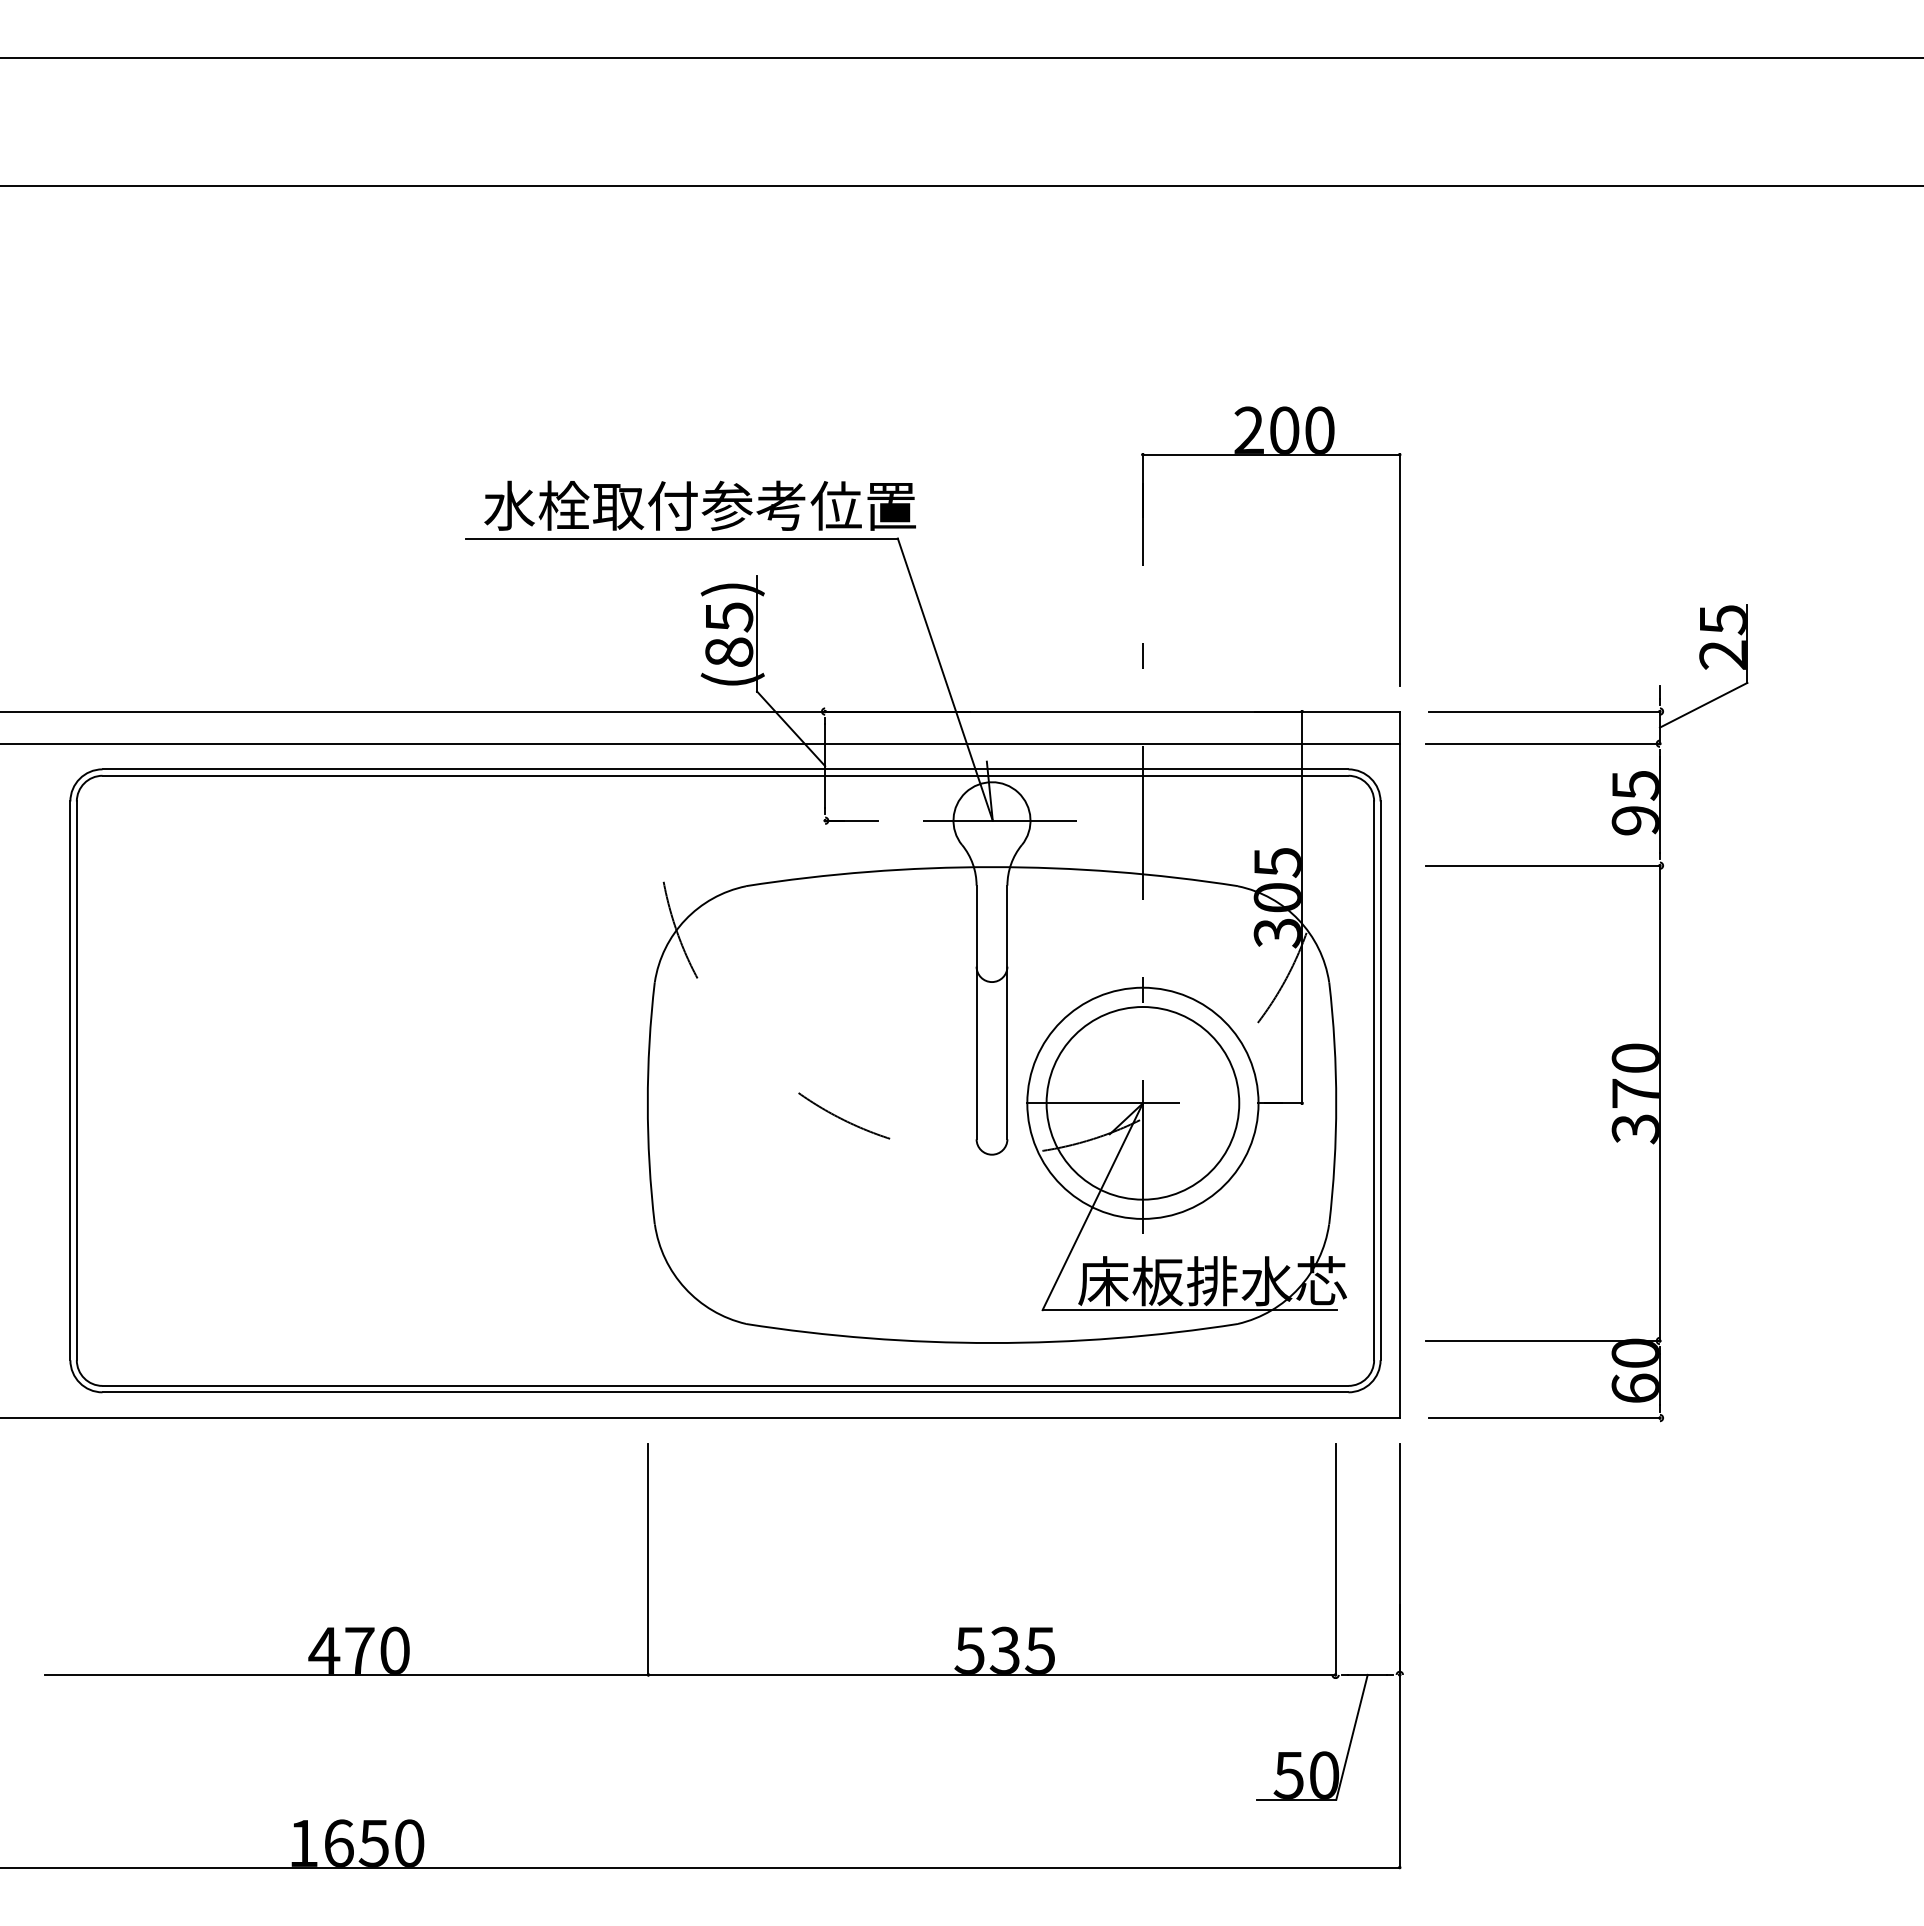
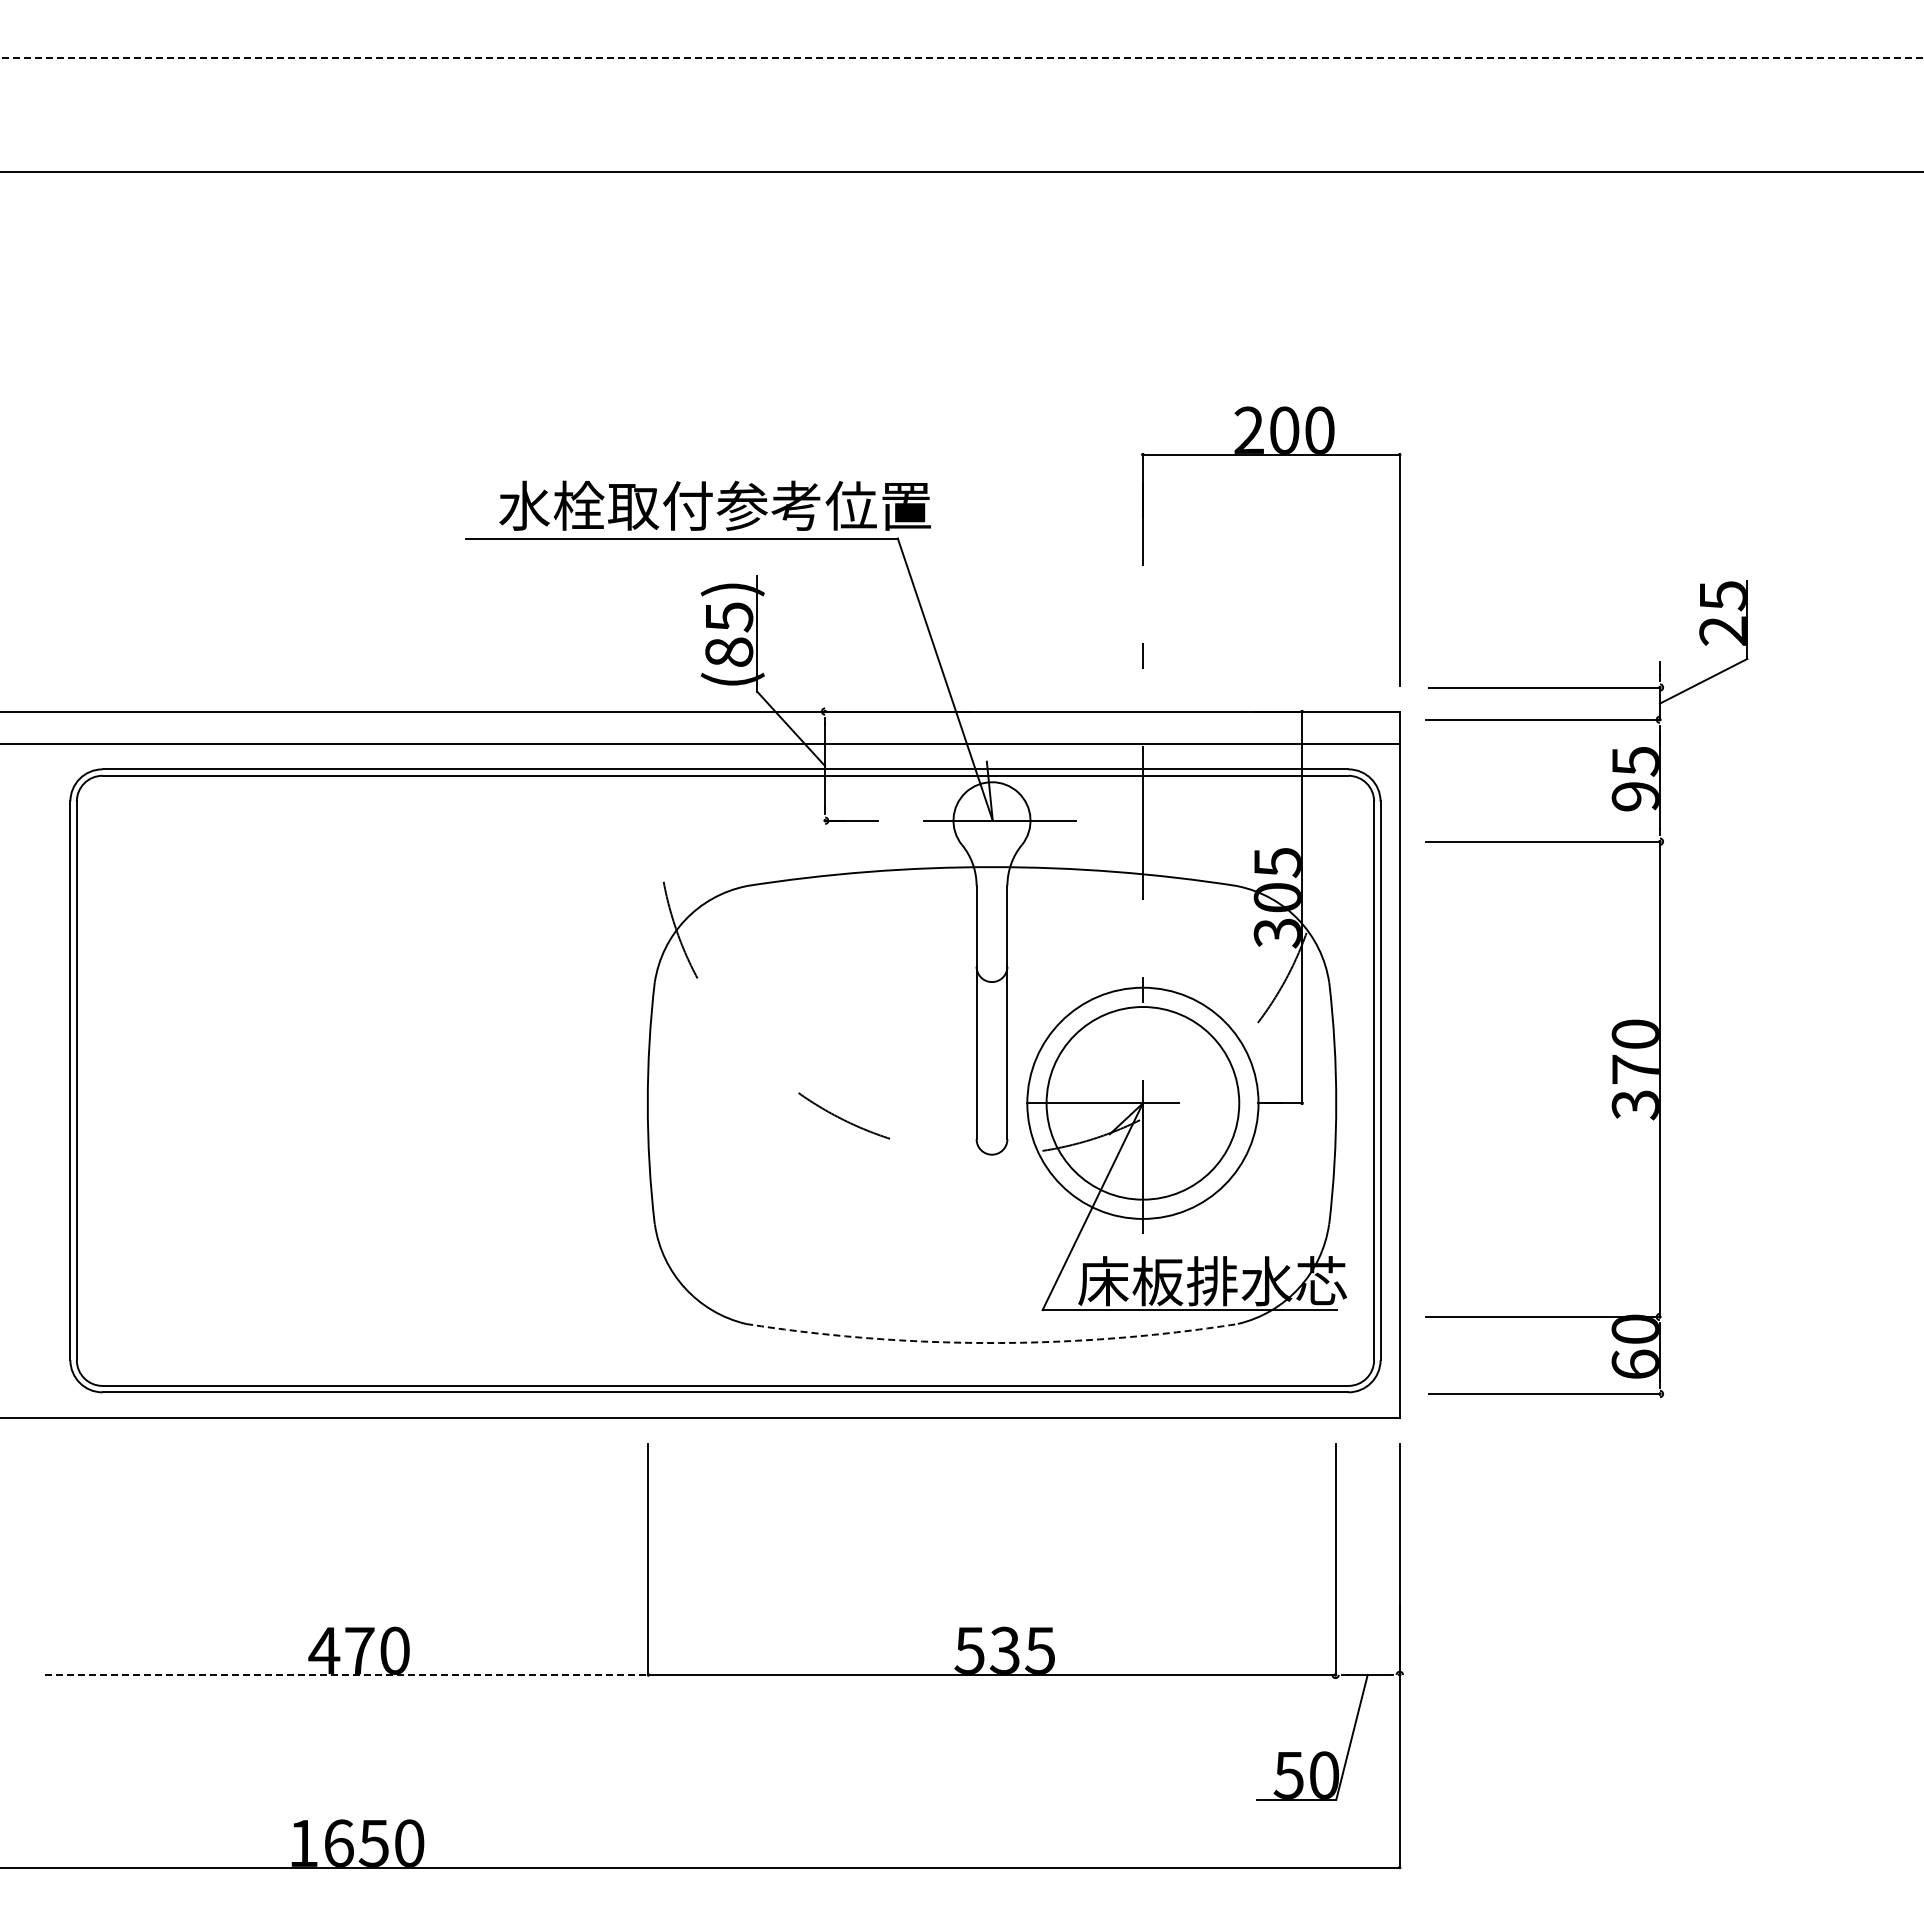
line: solid -> dashed (962, 57)
line position: (961, 186) -> (961, 172) (961, 172)
text position: (699, 505) -> (714, 505) (714, 505)
part position: (1617, 1047) -> (1617, 1023) (1617, 1023)
arc: solid -> dashed (992, 1343)
line: solid -> dashed (346, 1674)
